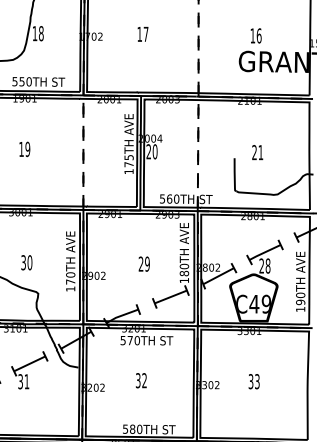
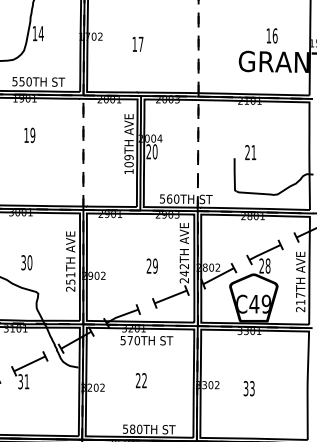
text: 18 -> 14 (40, 33)
text position: (142, 33) -> (137, 43) (137, 43)
text position: (255, 35) -> (271, 35) (271, 35)
text position: (24, 149) -> (29, 135) (29, 135)
text position: (257, 152) -> (250, 152) (250, 152)
text: 175TH -> 109TH (128, 160)
text position: (143, 263) -> (151, 265) (151, 265)
text: 180TH -> 242TH (184, 273)
text: 170TH -> 251TH (70, 281)
text: 190TH -> 217TH (300, 302)
text: 32 -> 22 (138, 380)
text position: (253, 381) -> (248, 388) (248, 388)
